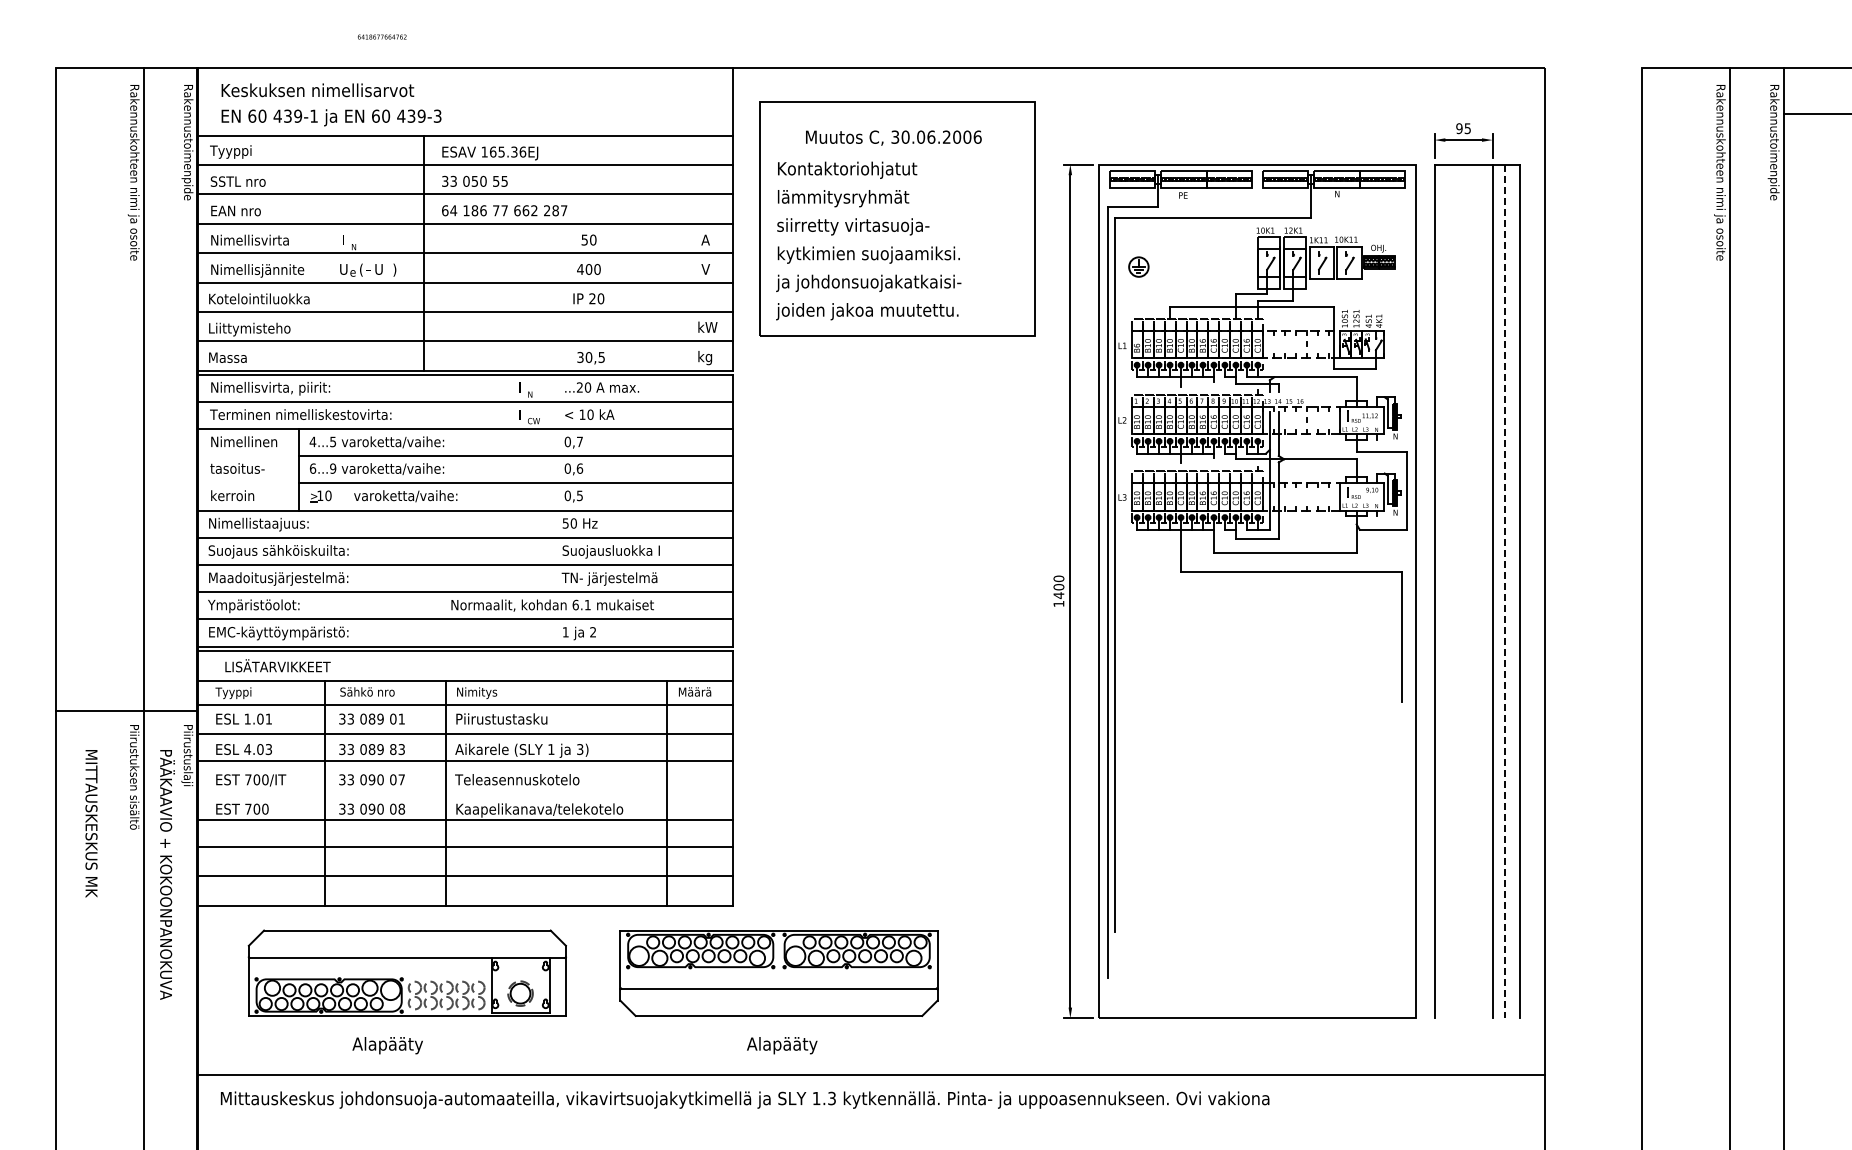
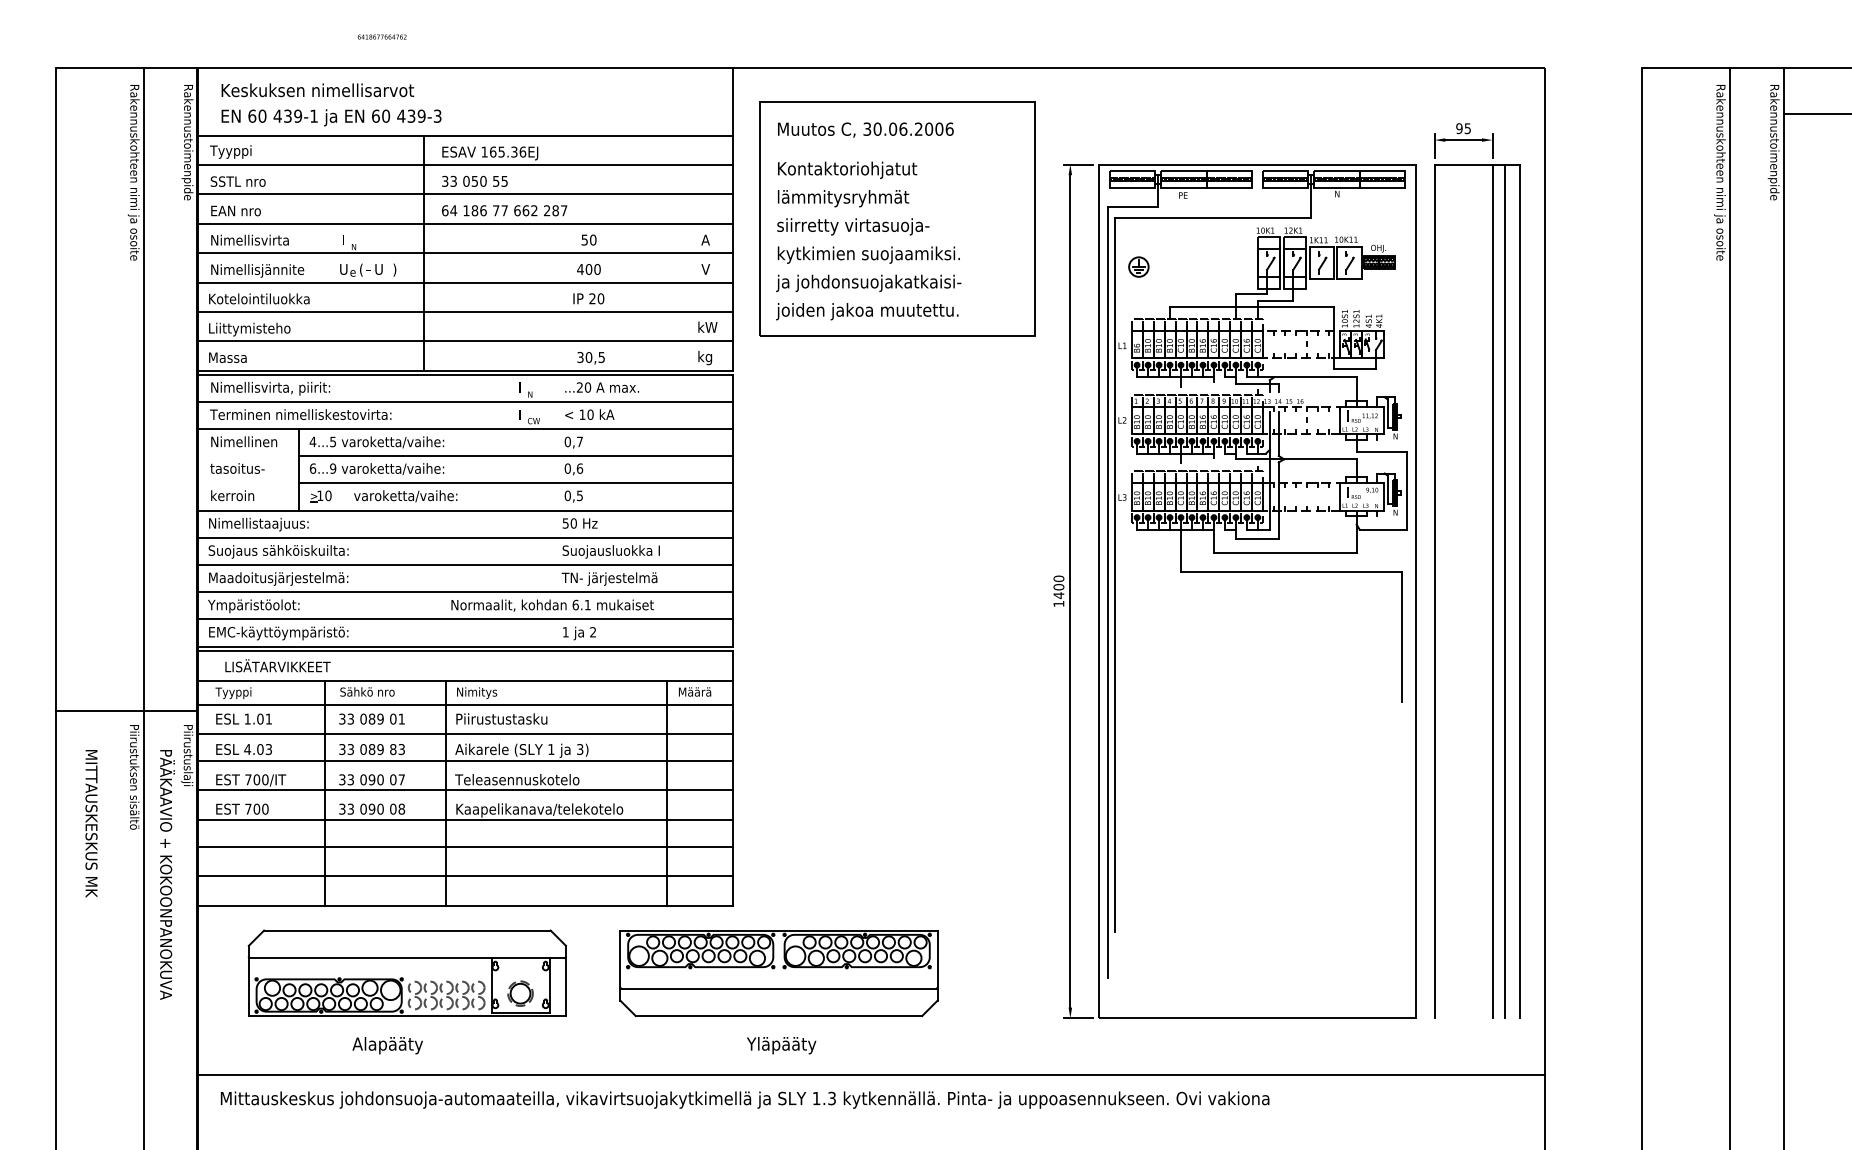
text position: (893, 137) -> (865, 129) (865, 129)
line: dashed -> solid (1504, 591)
line: none -> present (465, 790)
text: Alapääty -> Yläpääty (781, 1045)
